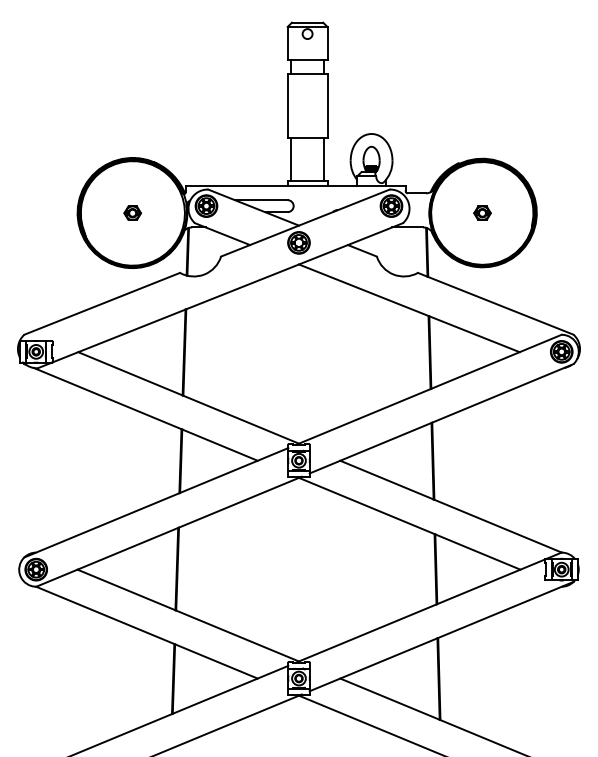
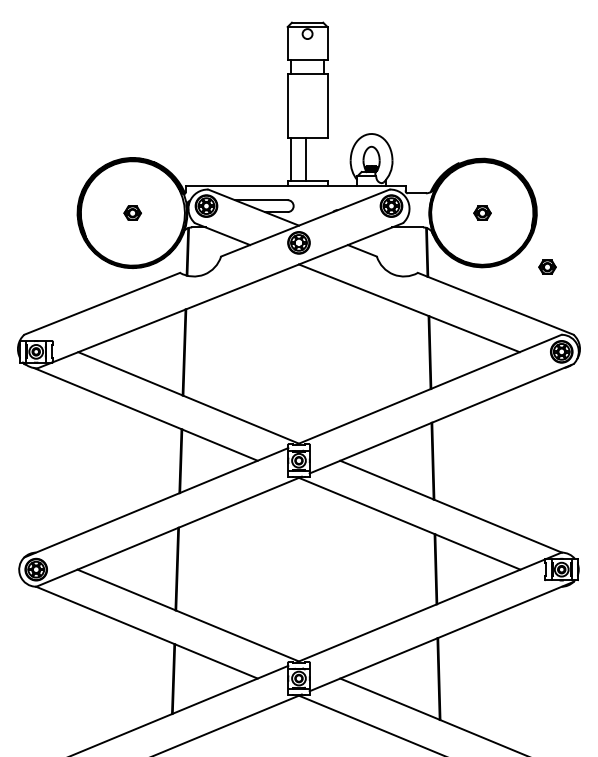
line position: (323, 158) -> (305, 158) (305, 158)
part: none -> present (547, 266)
